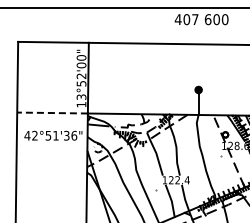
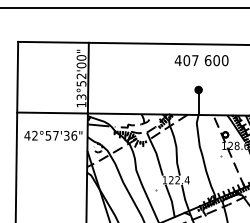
text position: (201, 19) -> (201, 60) (201, 60)
line: dashed -> solid (52, 113)
text: 42°51'36" -> 42°57'36" (55, 135)
